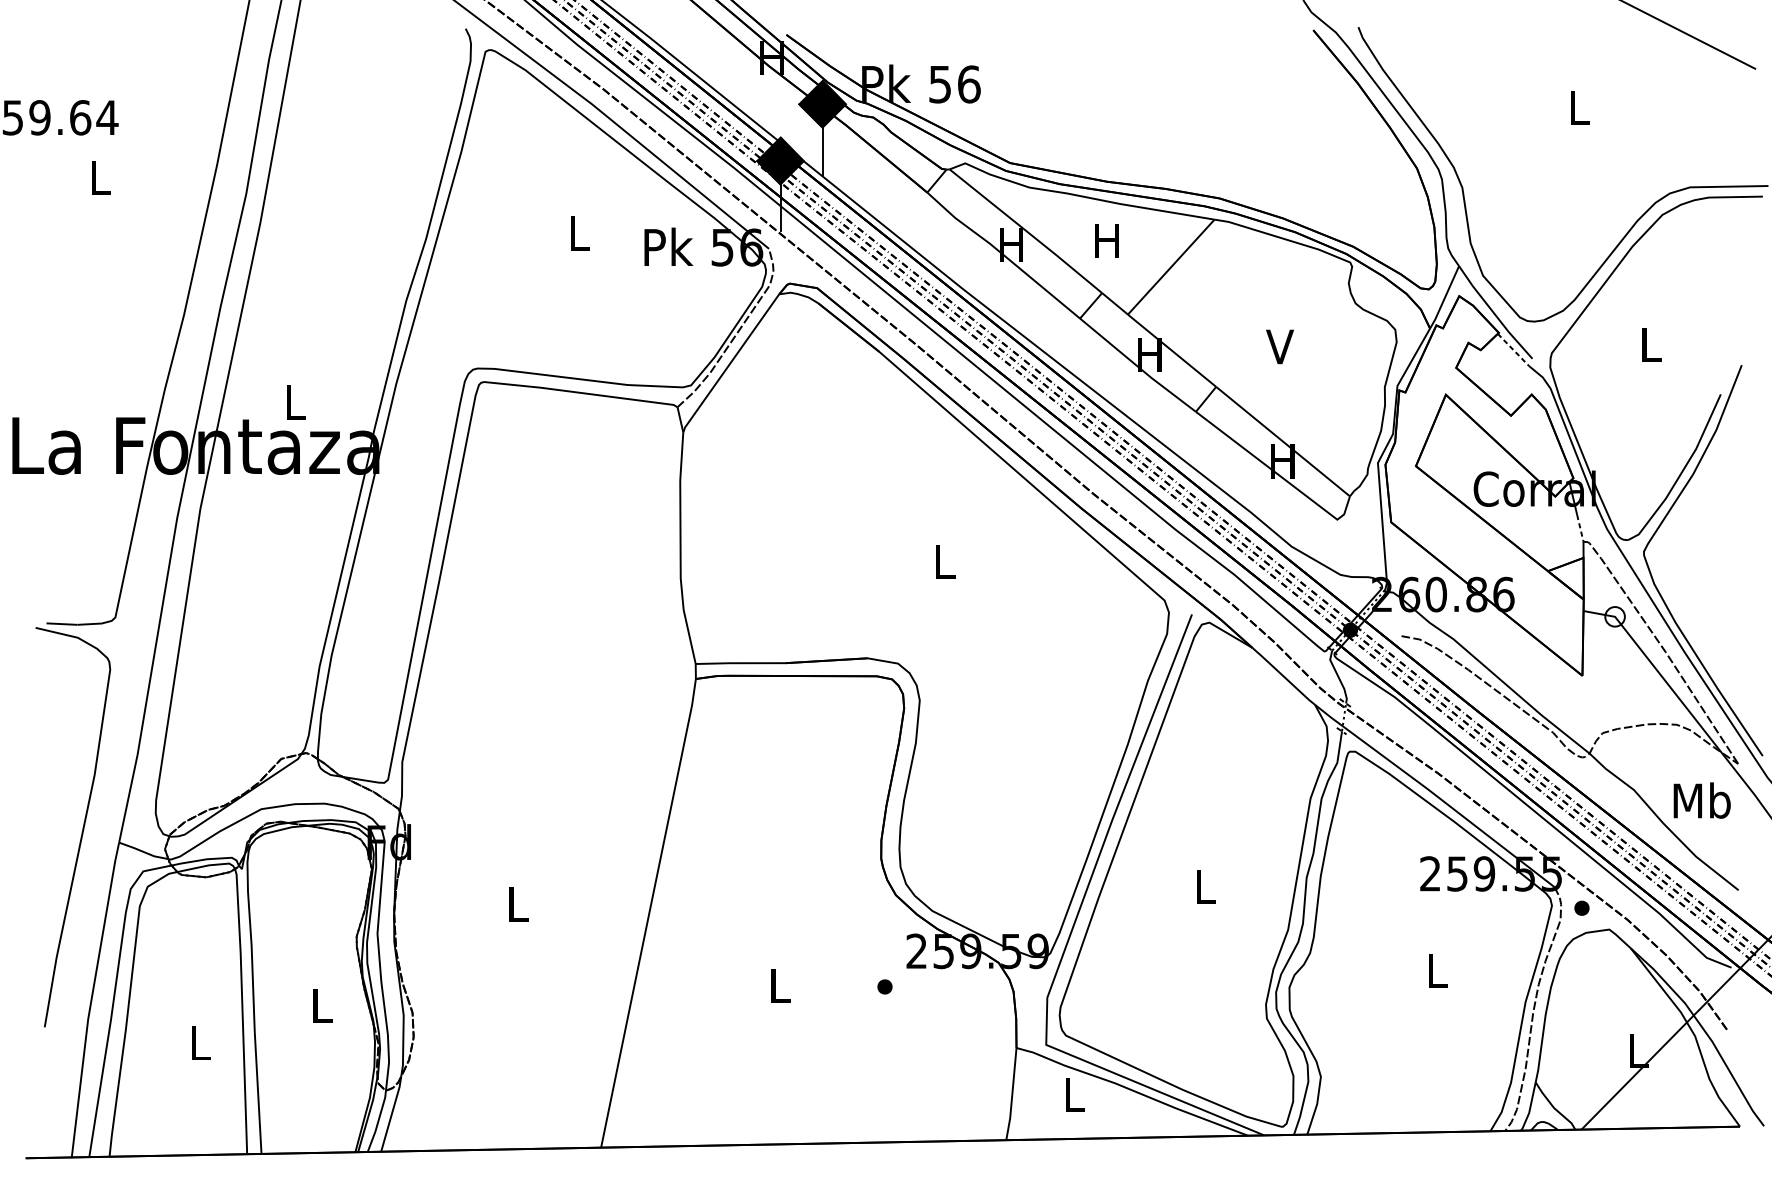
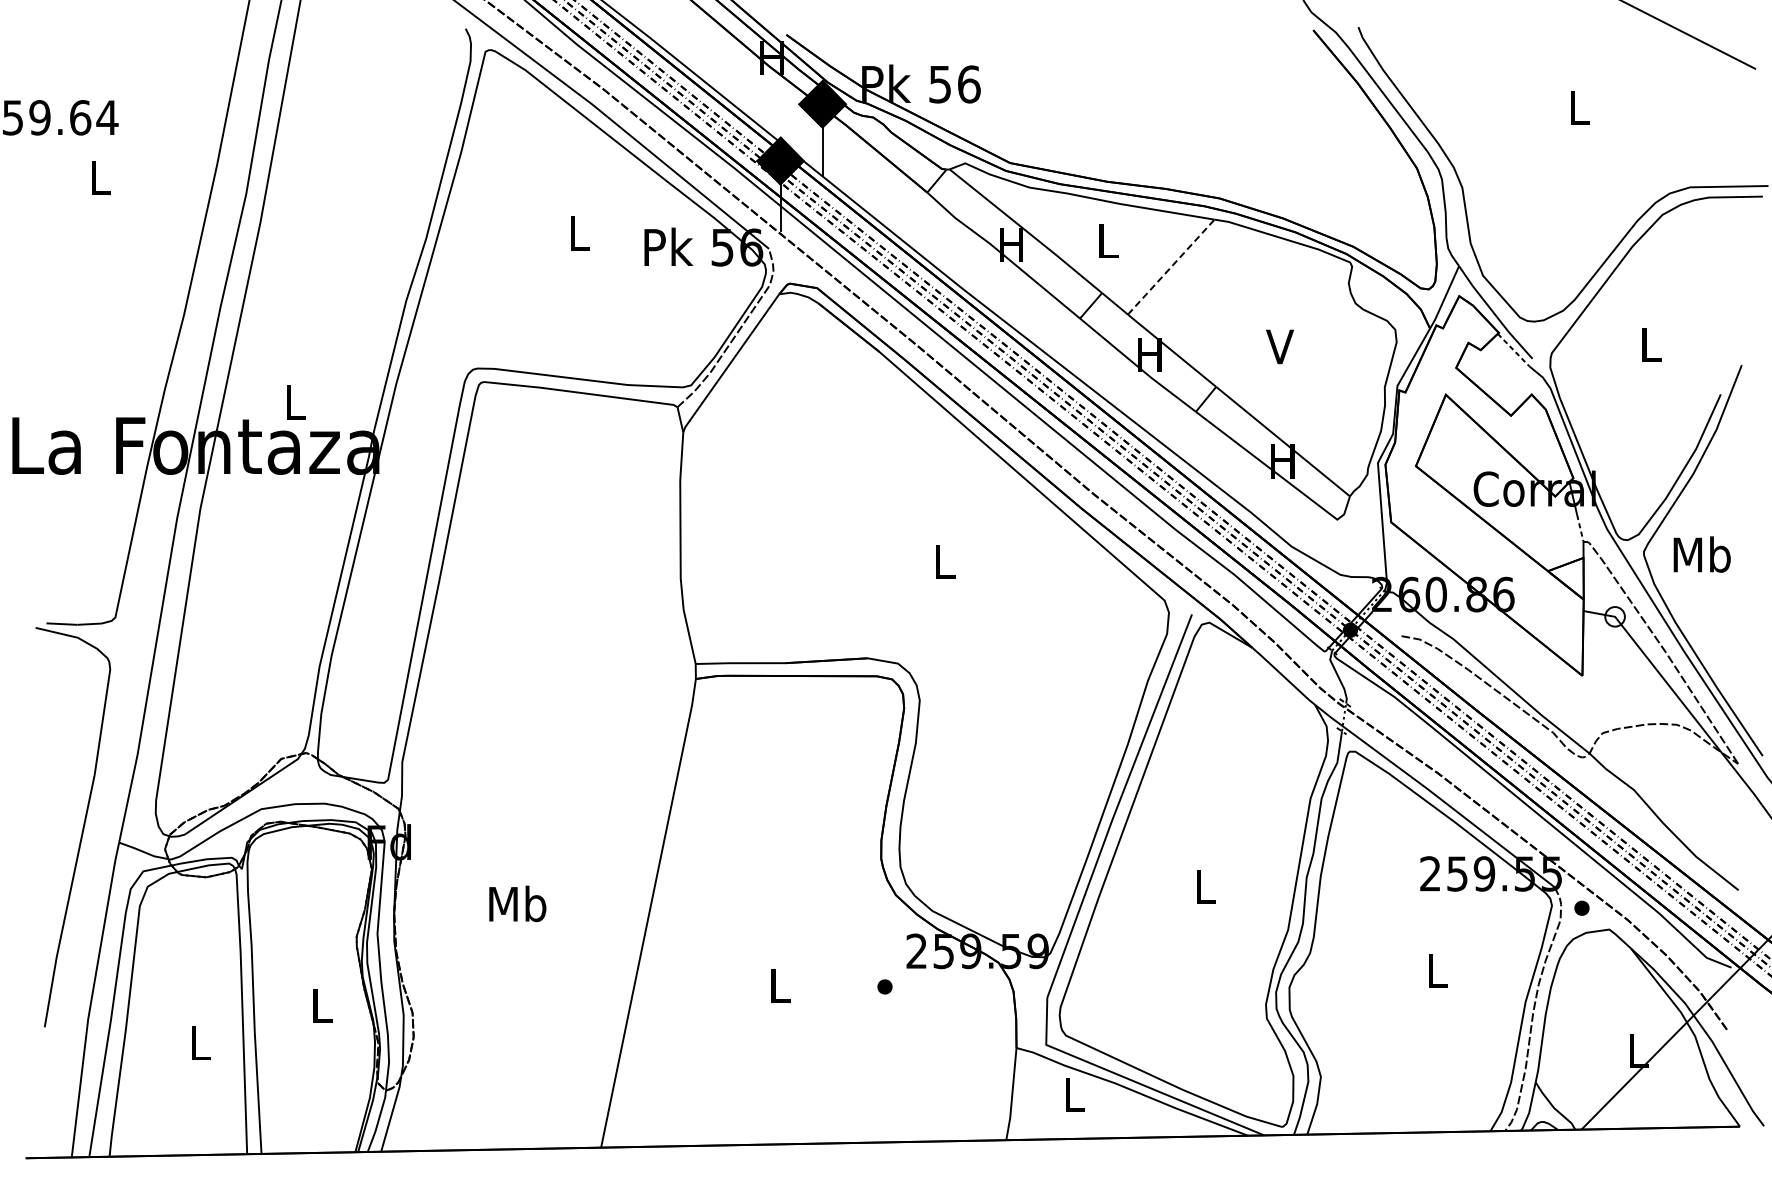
text: H -> L (1106, 240)
line: solid -> dashed (1171, 266)
text position: (1701, 800) -> (1701, 554) (1701, 554)
text: L -> Mb (517, 903)
